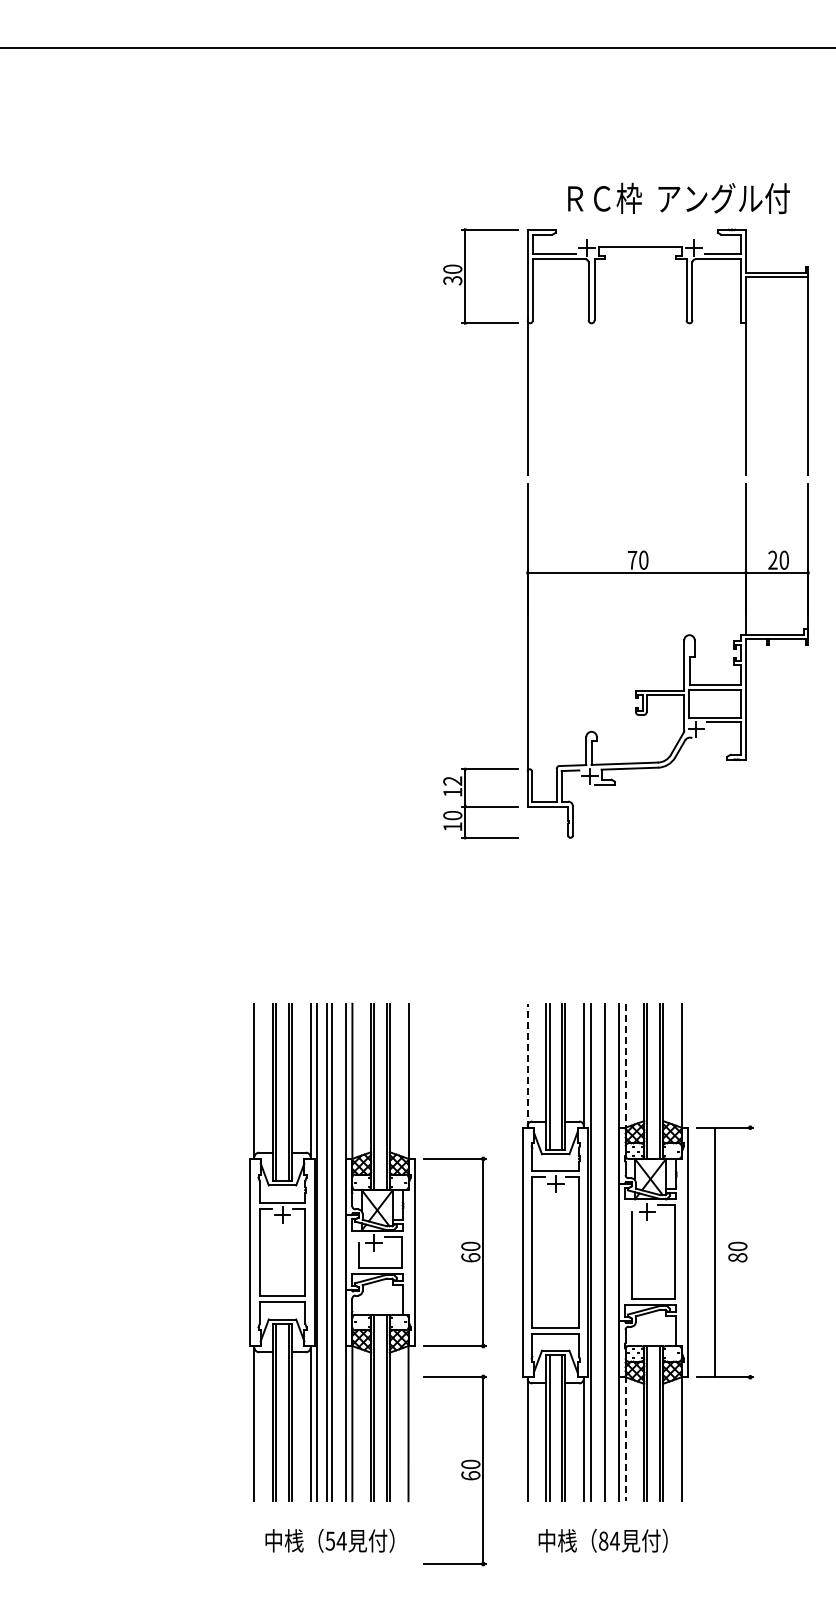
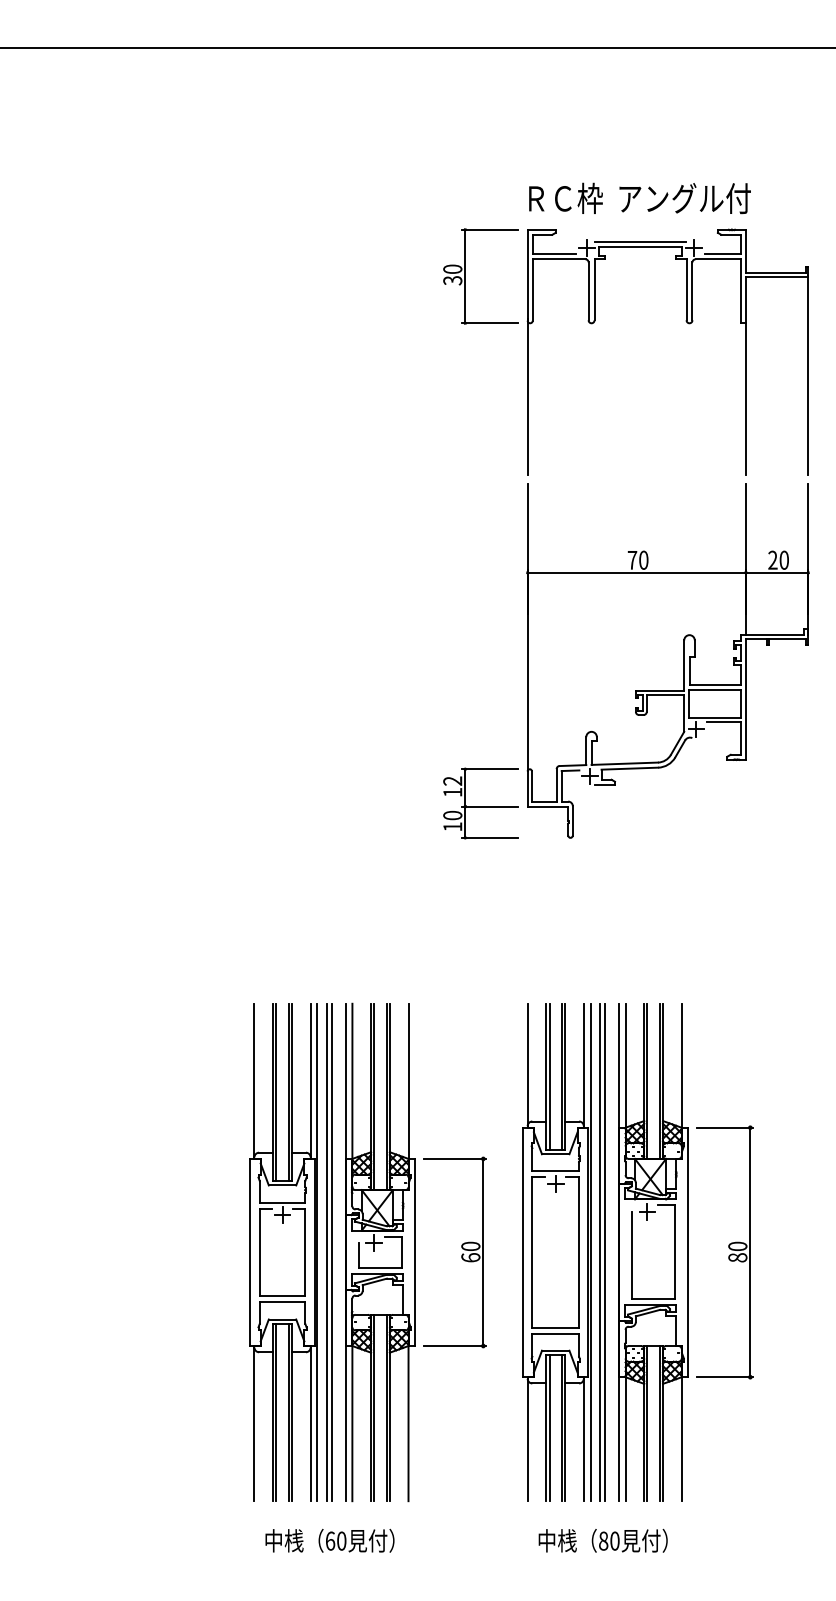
text position: (678, 198) -> (639, 198) (639, 198)
line: none -> present (640, 241)
line: dashed -> solid (527, 1065)
line: dashed -> solid (625, 1066)
line: none -> present (600, 1252)
line position: (715, 1252) -> (750, 1252) (750, 1252)
line: dashed -> solid (625, 1438)
part: present -> none (461, 1473)
text: 54 -> 60 (335, 1540)
text: 84 -> 80 (614, 1540)
